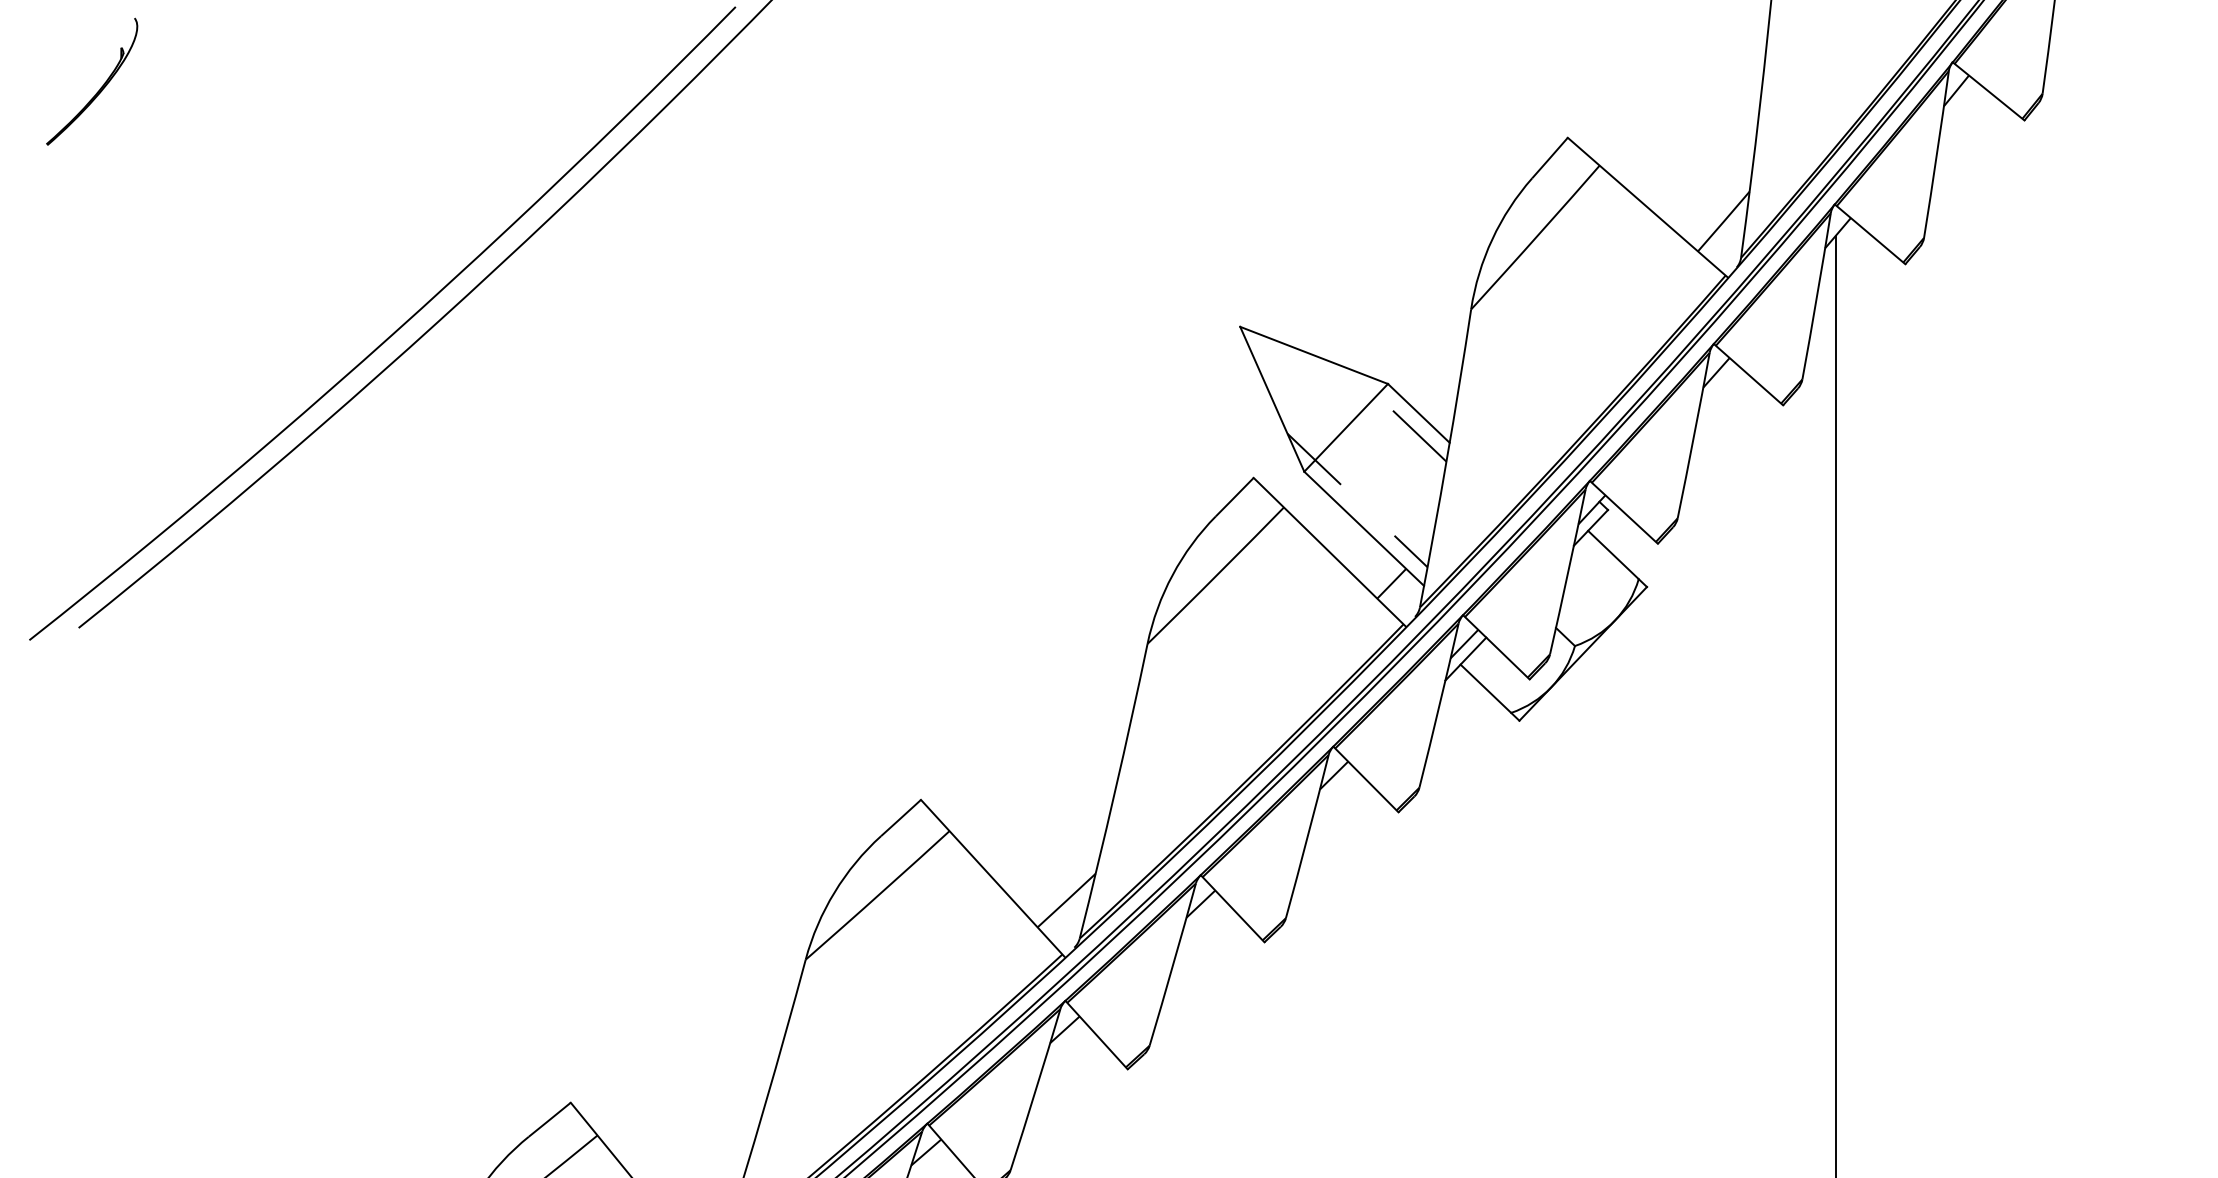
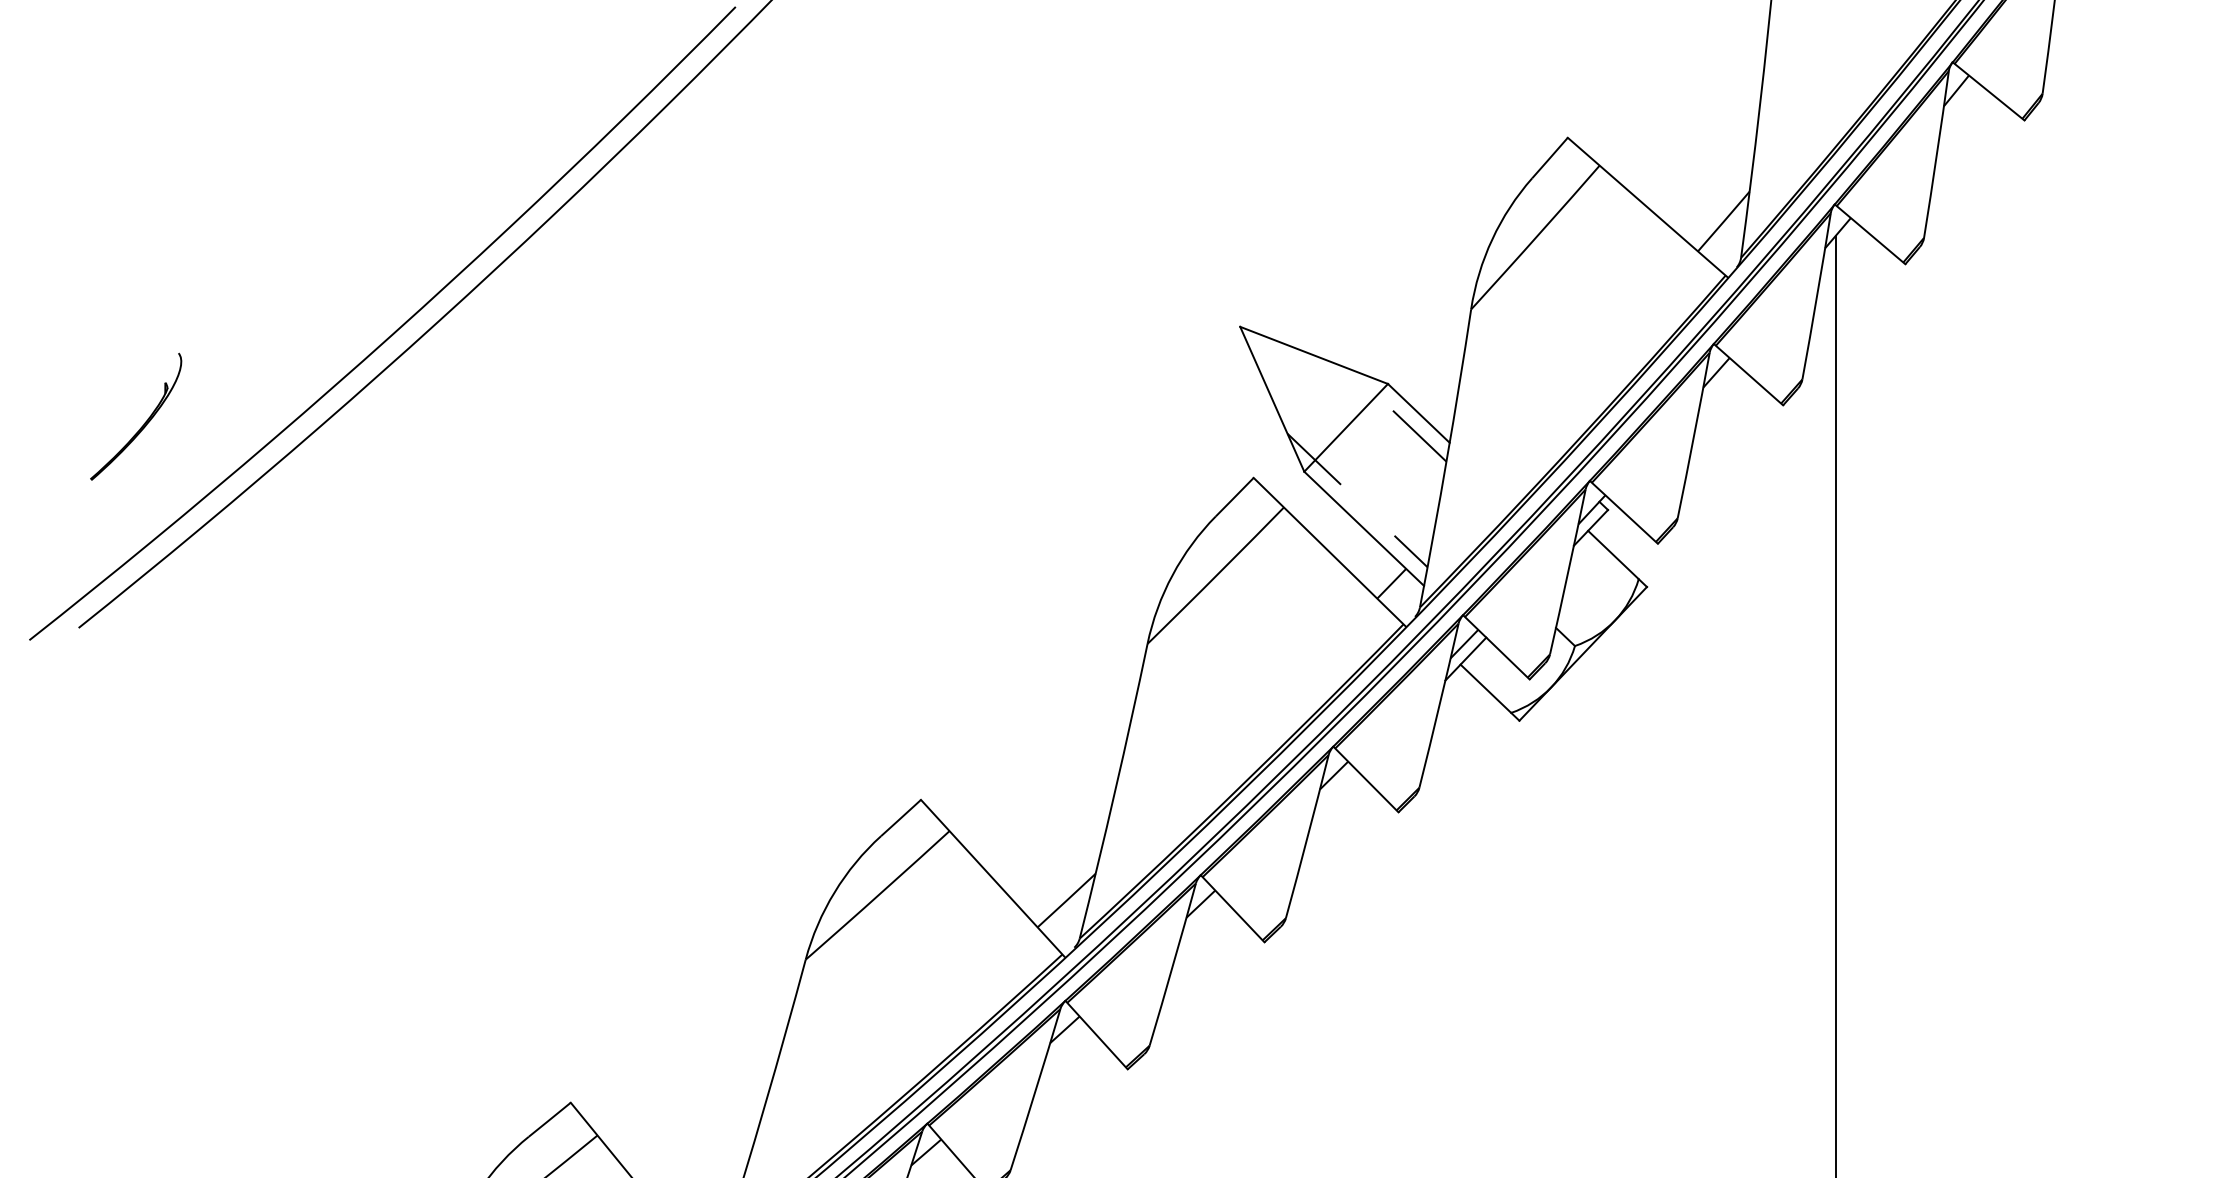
part position: (100, 87) -> (144, 422) (144, 422)
